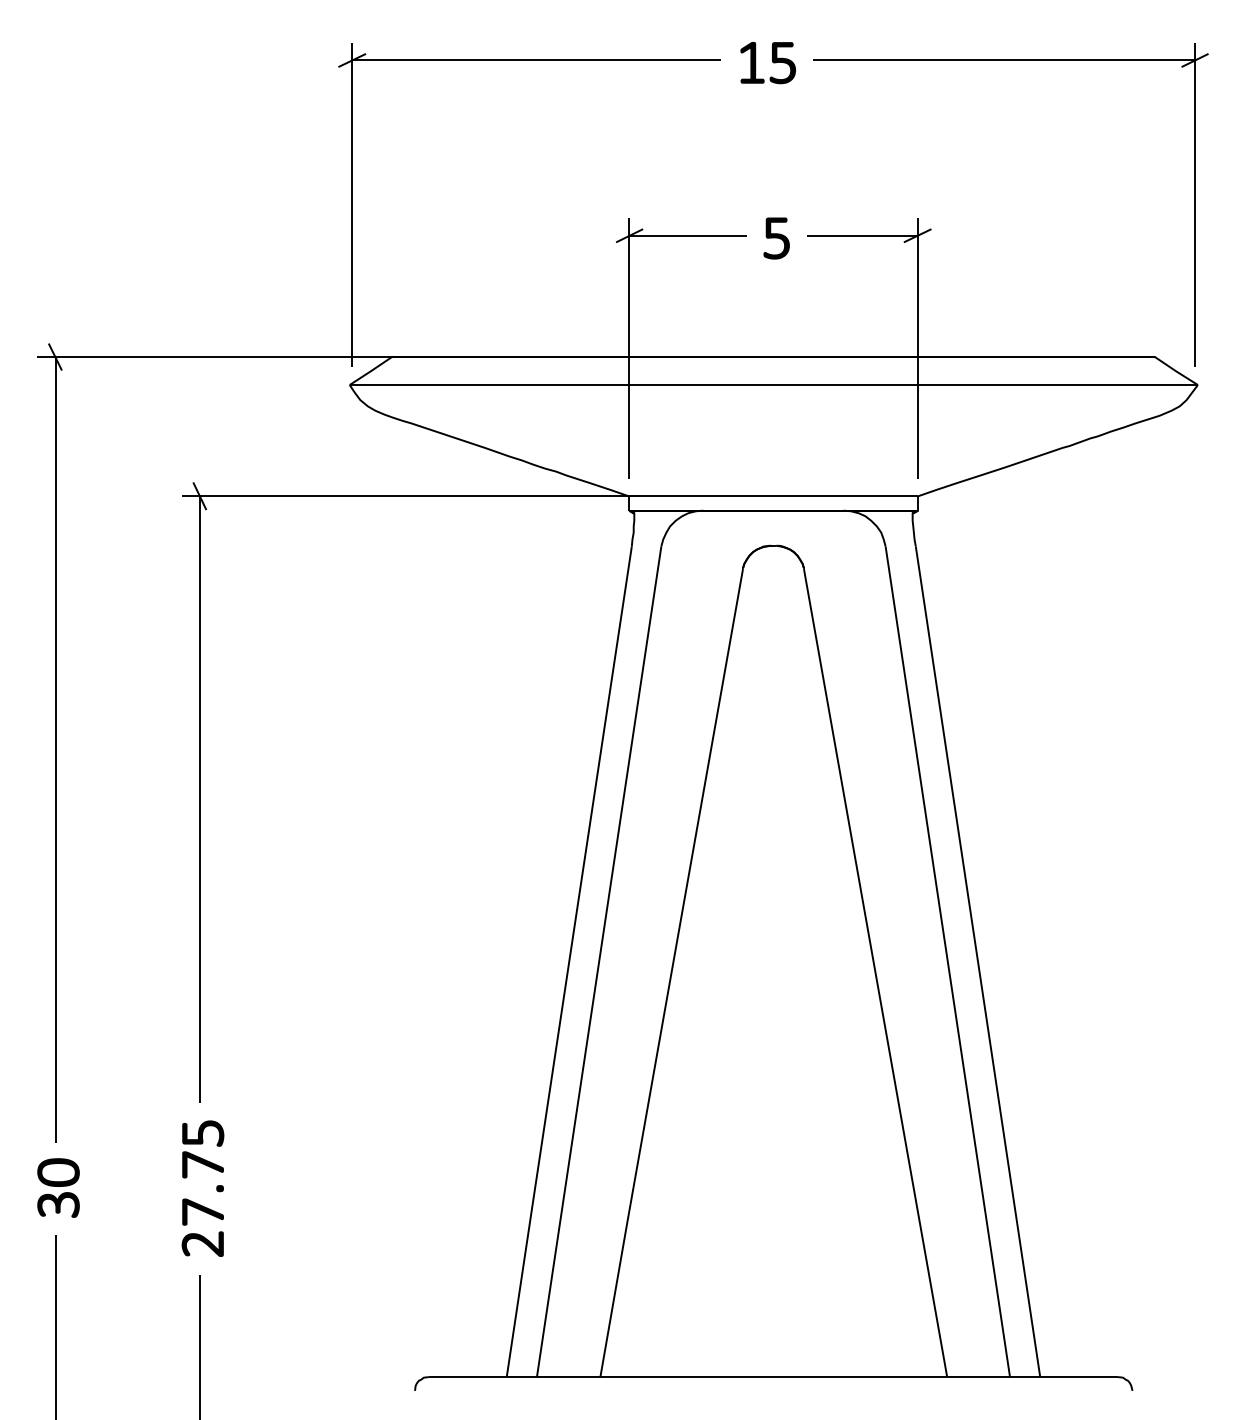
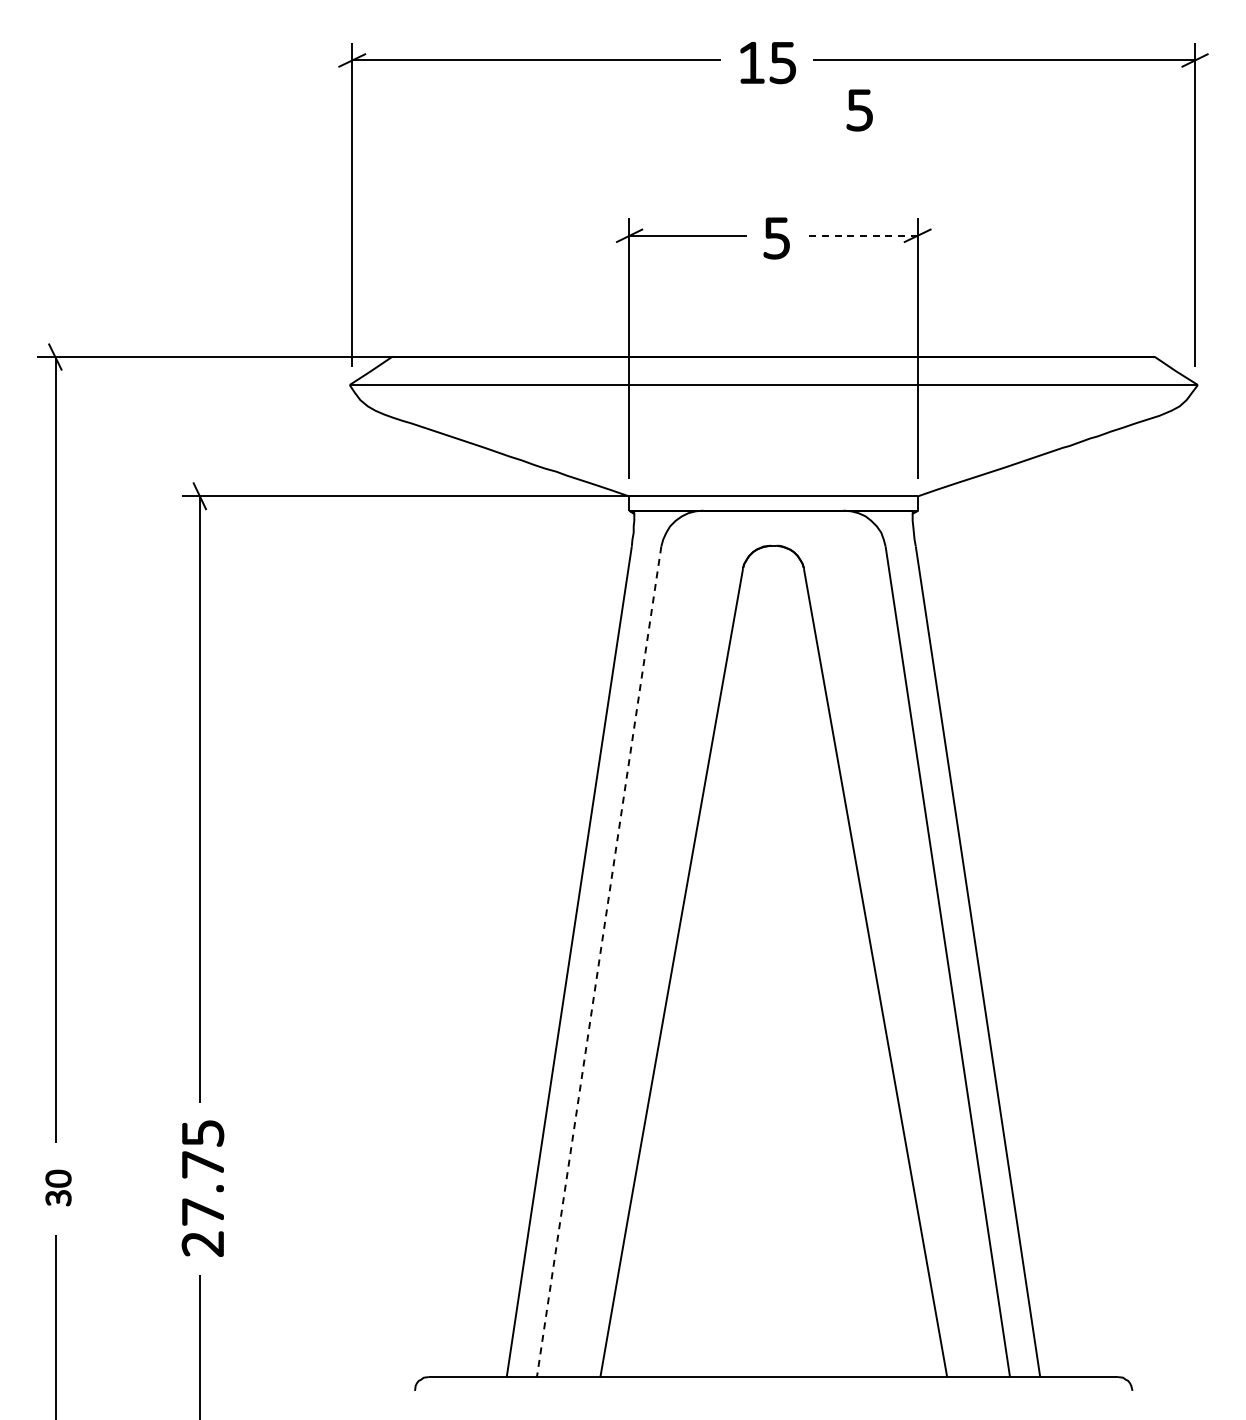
part: none -> present (859, 110)
line: solid -> dashed (861, 236)
line: solid -> dashed (599, 961)
part size: 43x60 px -> 27x38 px (58, 1187)
